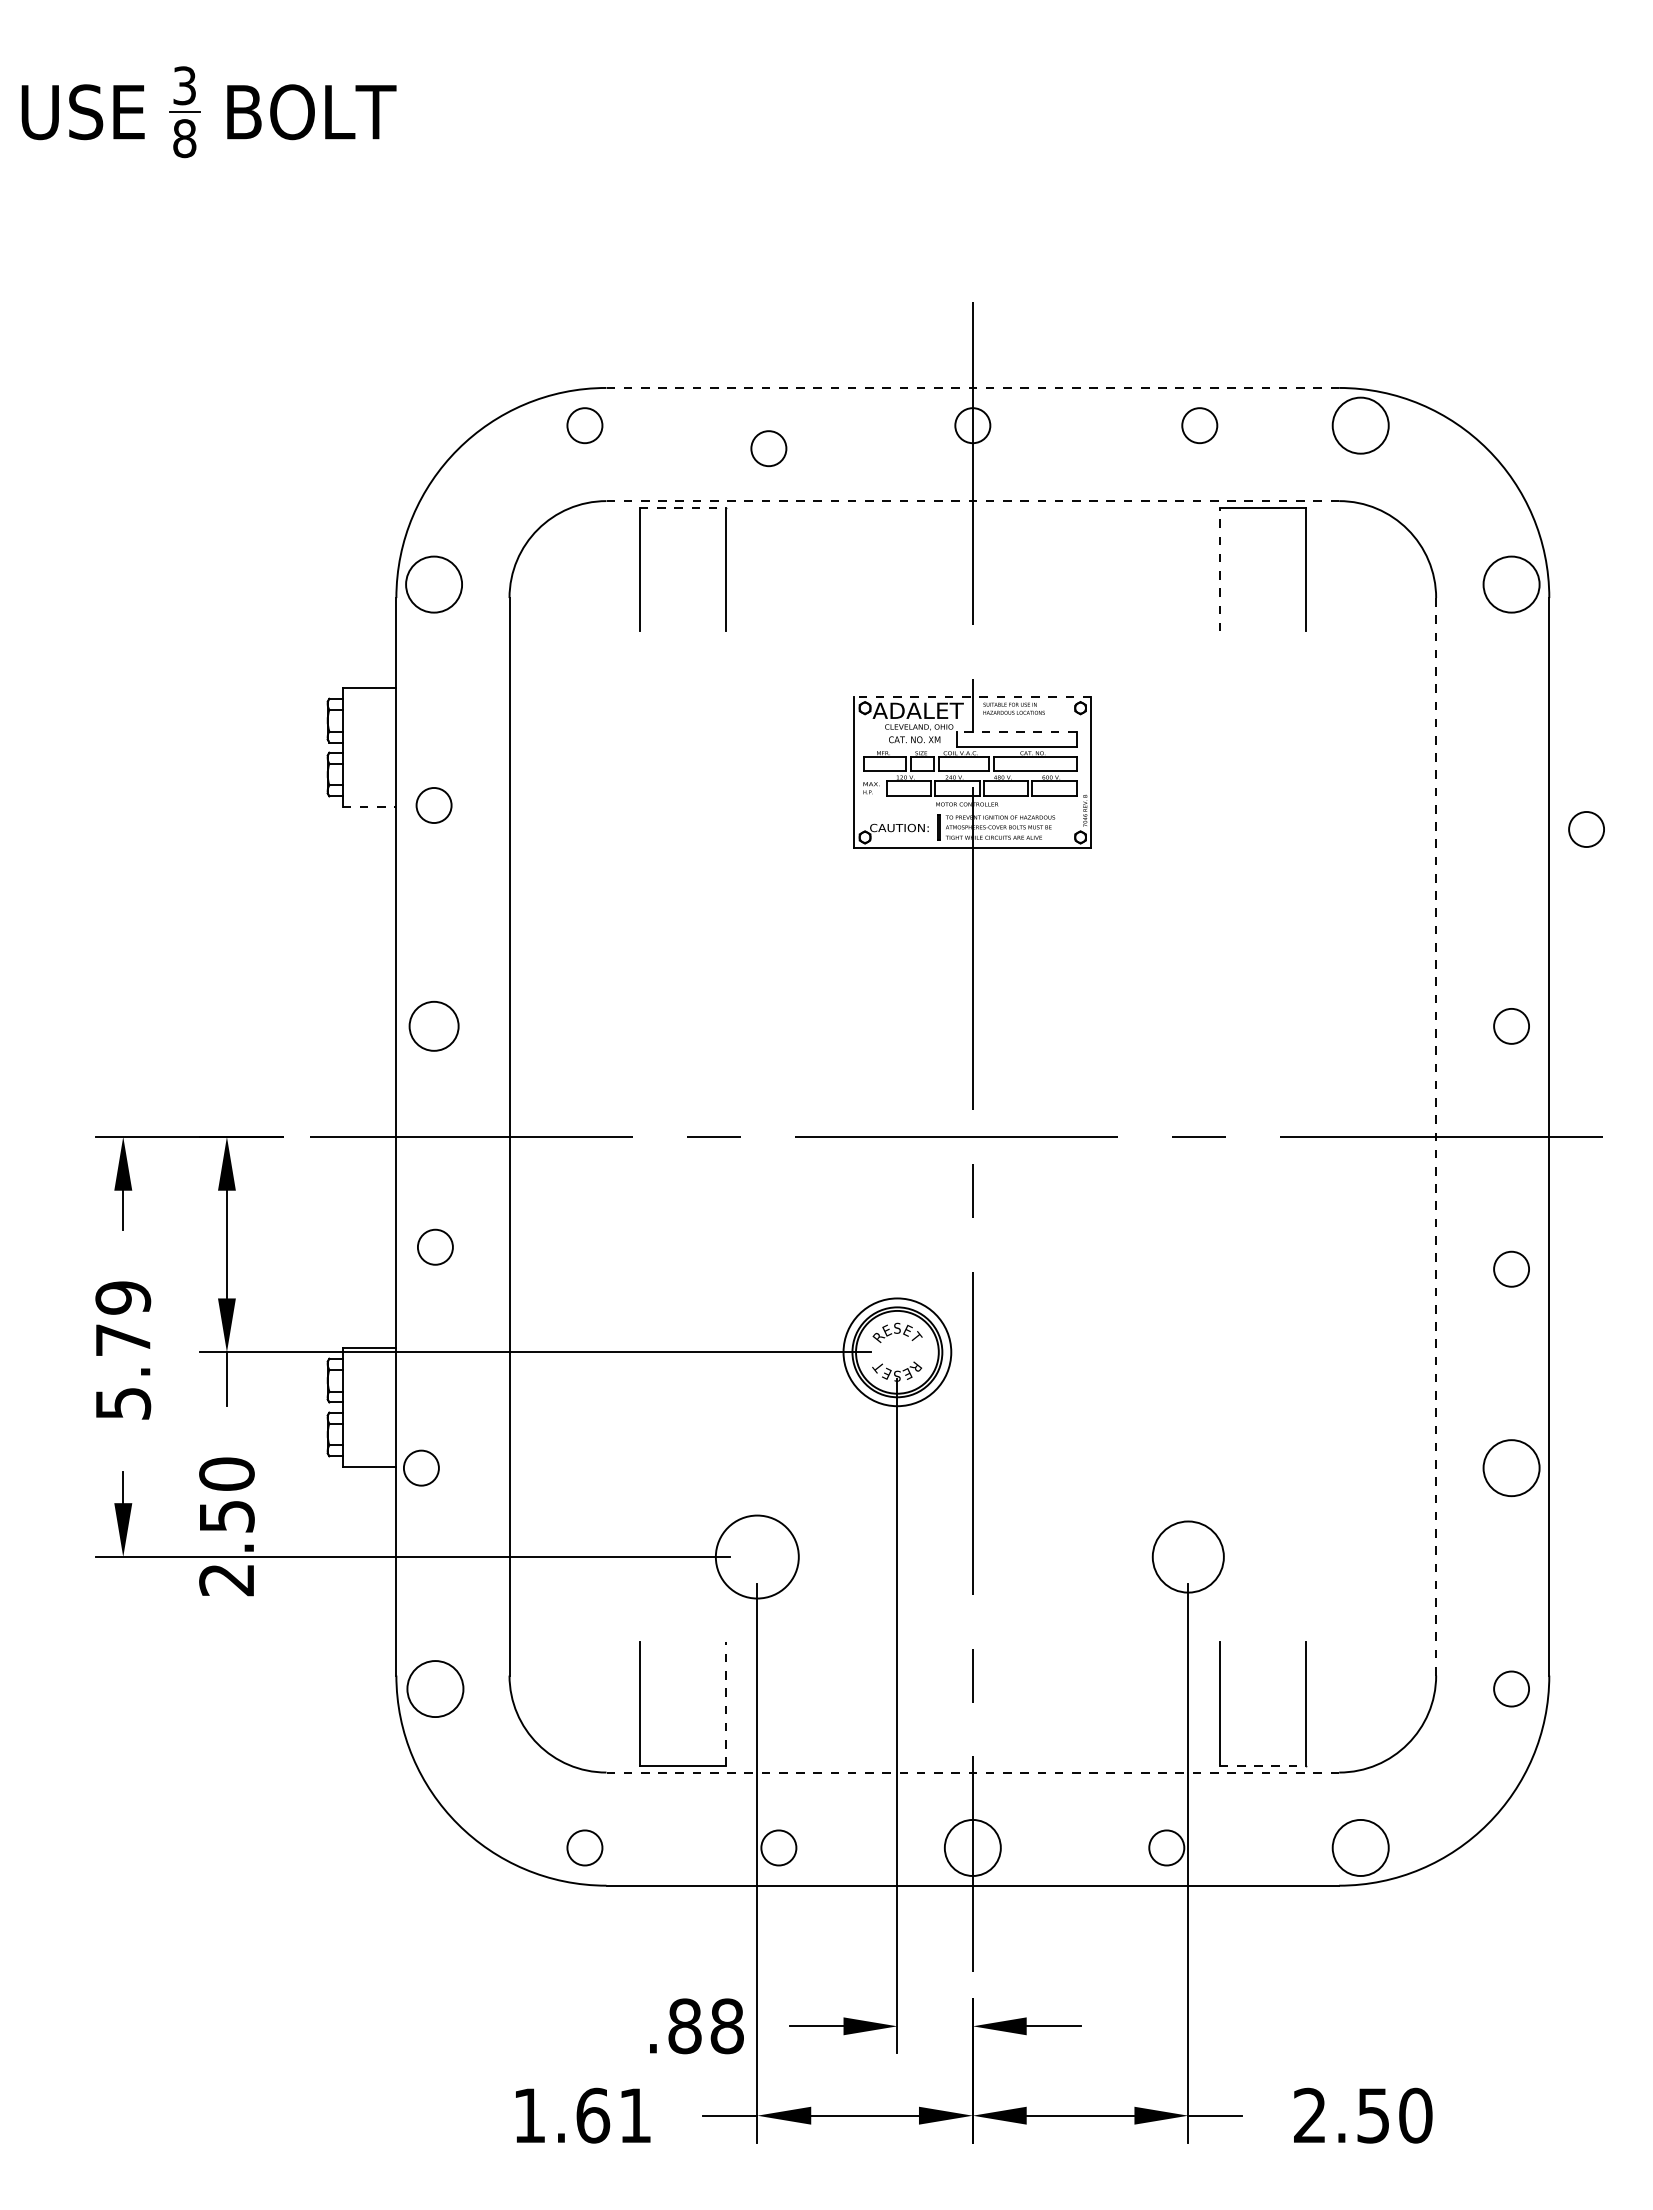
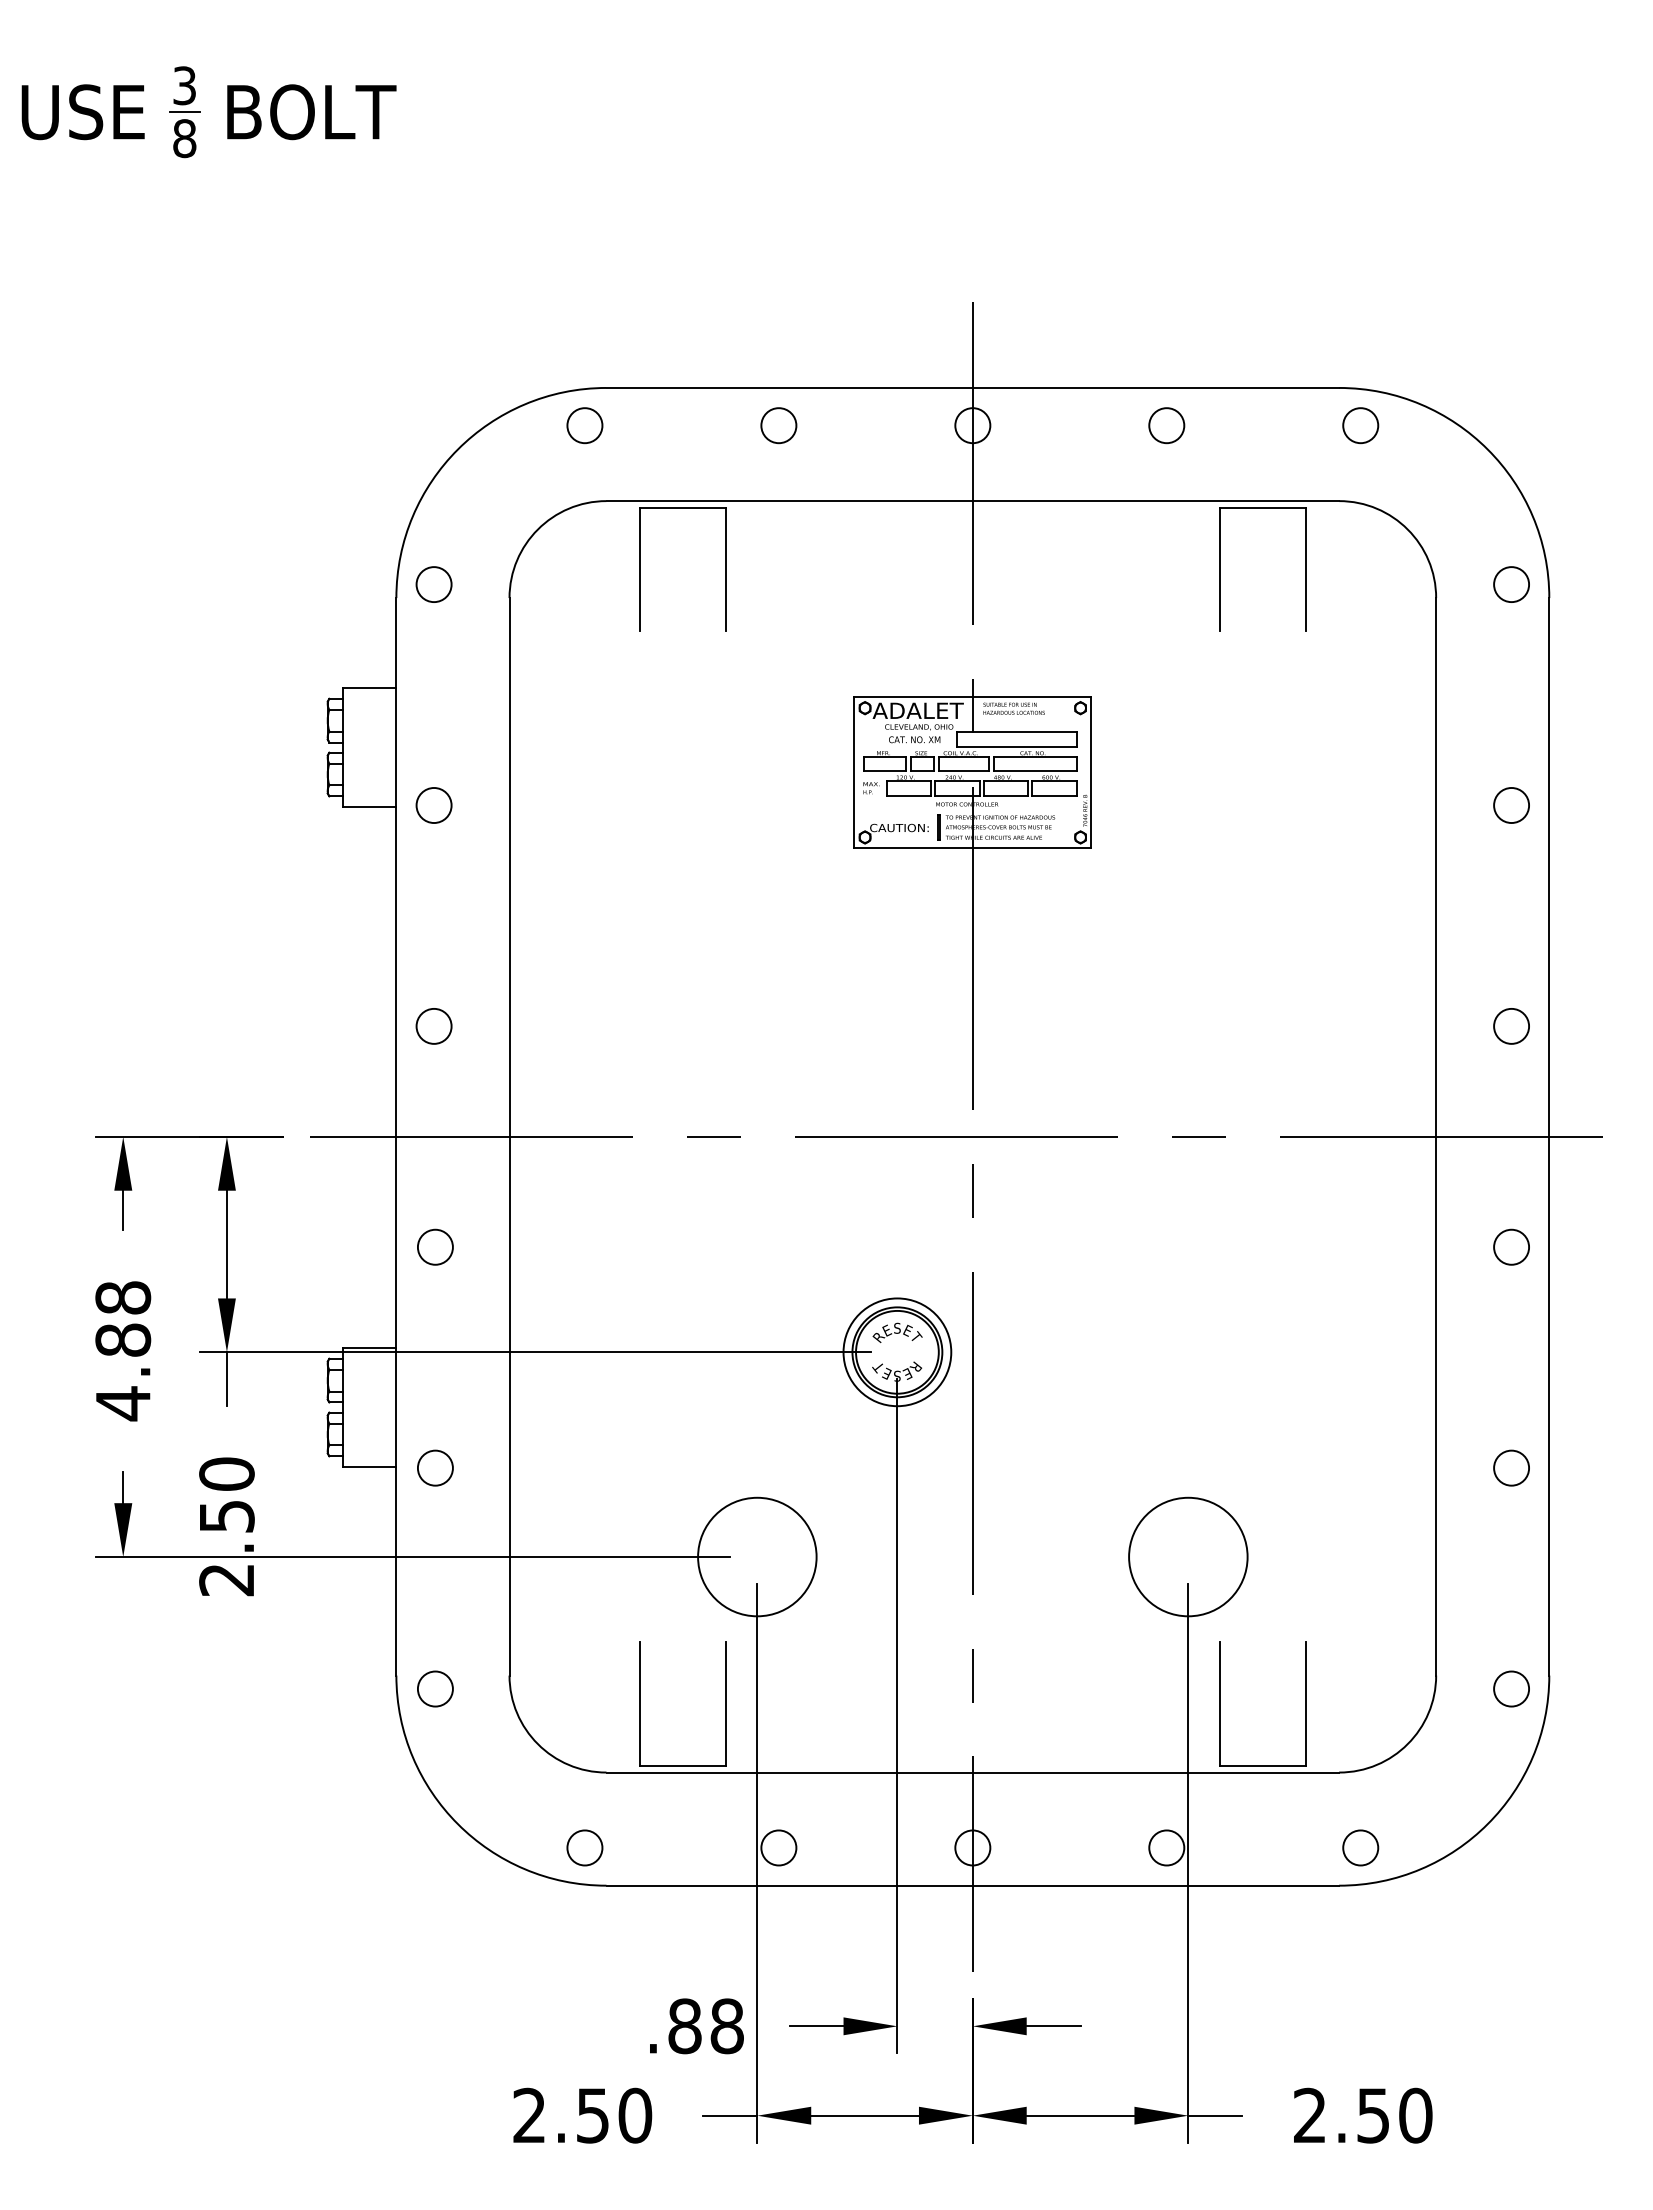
line: dashed -> solid (972, 387)
circle position: (1199, 425) -> (1166, 425) (1166, 425)
circle diameter: 56 px -> 35 px (1360, 425)
circle position: (768, 448) -> (778, 425) (778, 425)
line: dashed -> solid (973, 501)
line: dashed -> solid (683, 507)
line: dashed -> solid (1219, 569)
circle diameter: 56 px -> 35 px (433, 584)
circle diameter: 56 px -> 35 px (1511, 584)
line: dashed -> solid (972, 697)
line: dashed -> solid (1016, 732)
line: dashed -> solid (369, 806)
circle position: (1586, 829) -> (1511, 805) (1511, 805)
circle size: 52x51 px -> 38x37 px (433, 1026)
line: dashed -> solid (1436, 1136)
circle position: (1511, 1268) -> (1511, 1246) (1511, 1246)
text: 5.79 -> 4.88 (123, 1351)
circle position: (421, 1467) -> (435, 1467) (435, 1467)
circle diameter: 56 px -> 35 px (1511, 1467)
circle diameter: 83 px -> 119 px (757, 1556)
circle diameter: 71 px -> 119 px (1188, 1556)
circle diameter: 56 px -> 35 px (434, 1688)
line: dashed -> solid (726, 1704)
line: dashed -> solid (1263, 1765)
line: dashed -> solid (973, 1772)
circle diameter: 56 px -> 35 px (972, 1847)
circle diameter: 56 px -> 35 px (1360, 1847)
text: 1.61 -> 2.50 (582, 2115)
